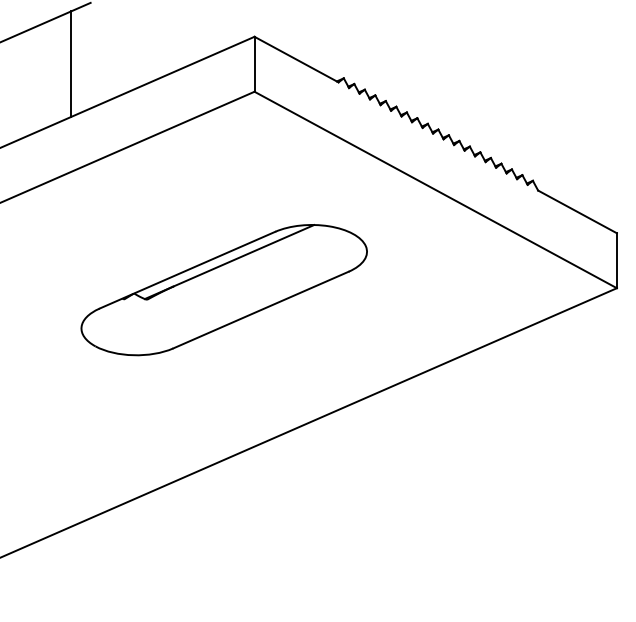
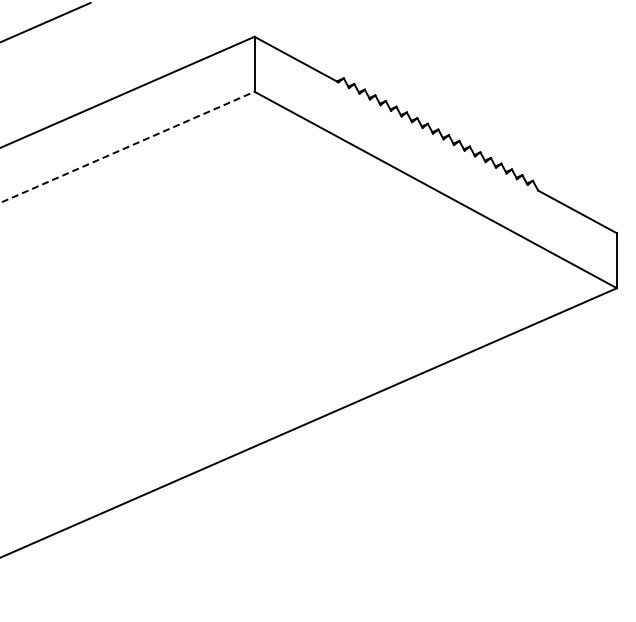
line: present -> none (70, 64)
line: solid -> dashed (128, 147)
part: present -> none (223, 290)
